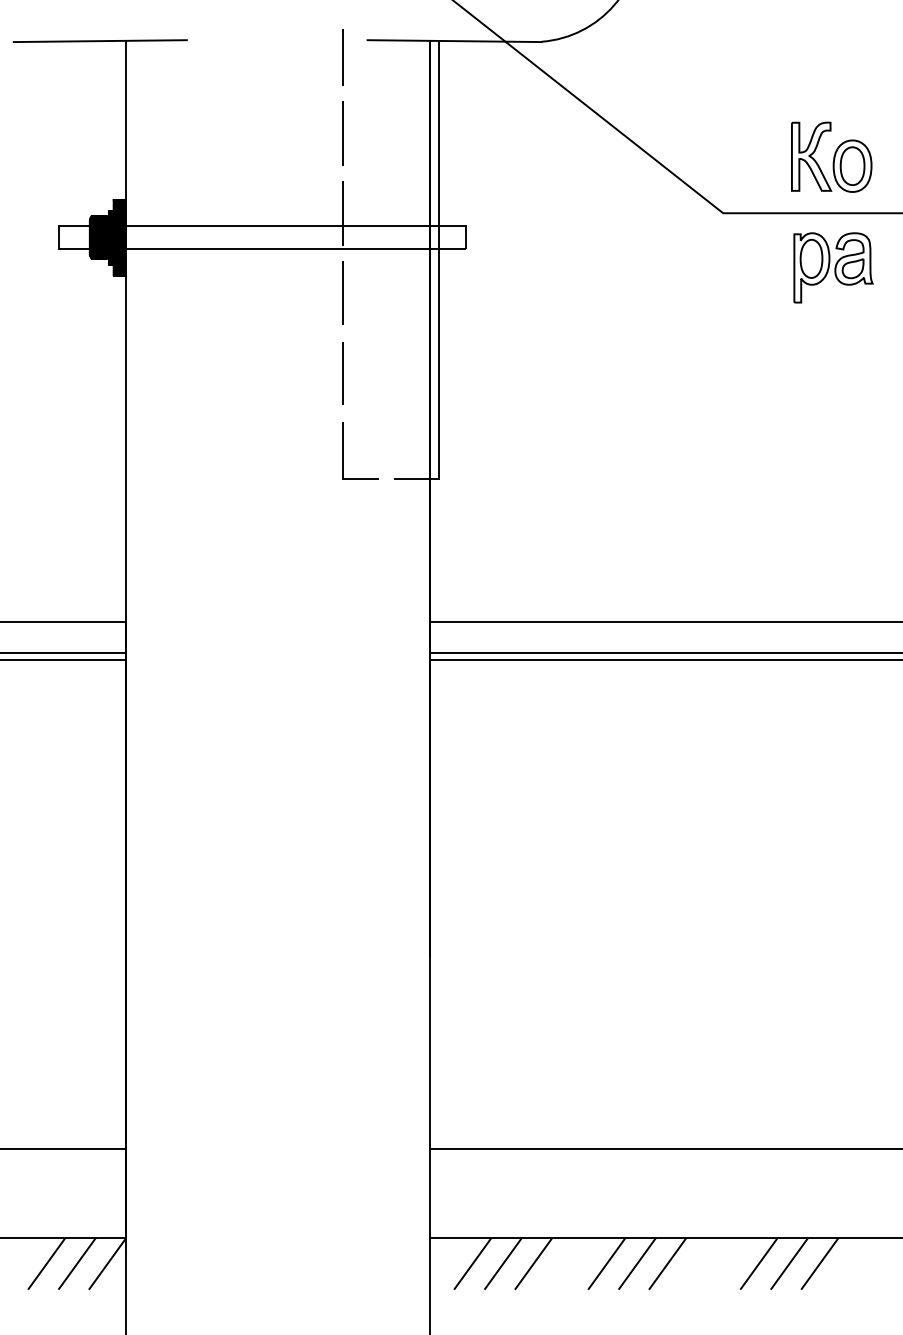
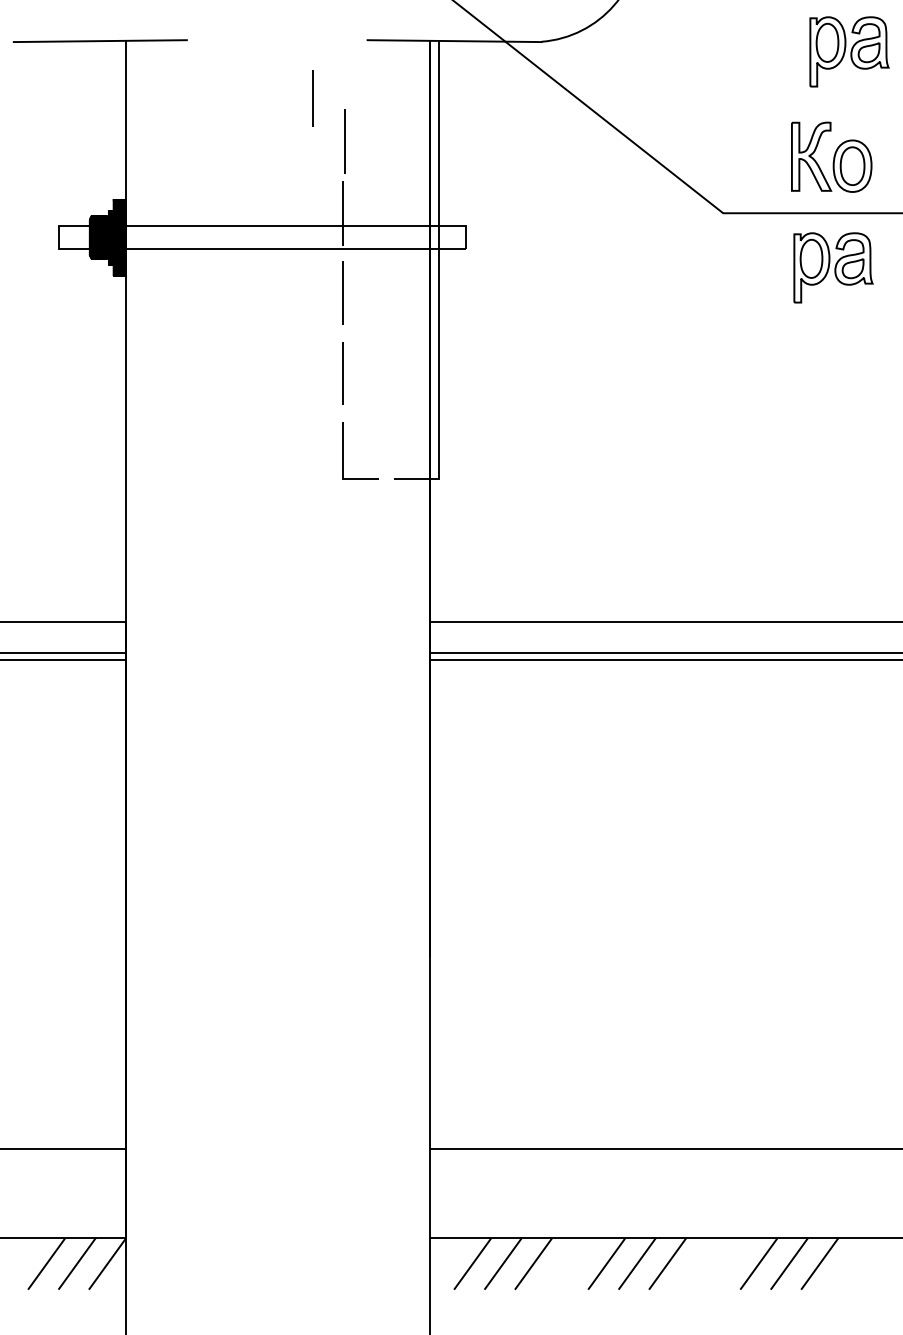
part: none -> present (849, 51)
line position: (342, 57) -> (312, 98) (312, 98)
line position: (342, 133) -> (344, 141) (344, 141)
